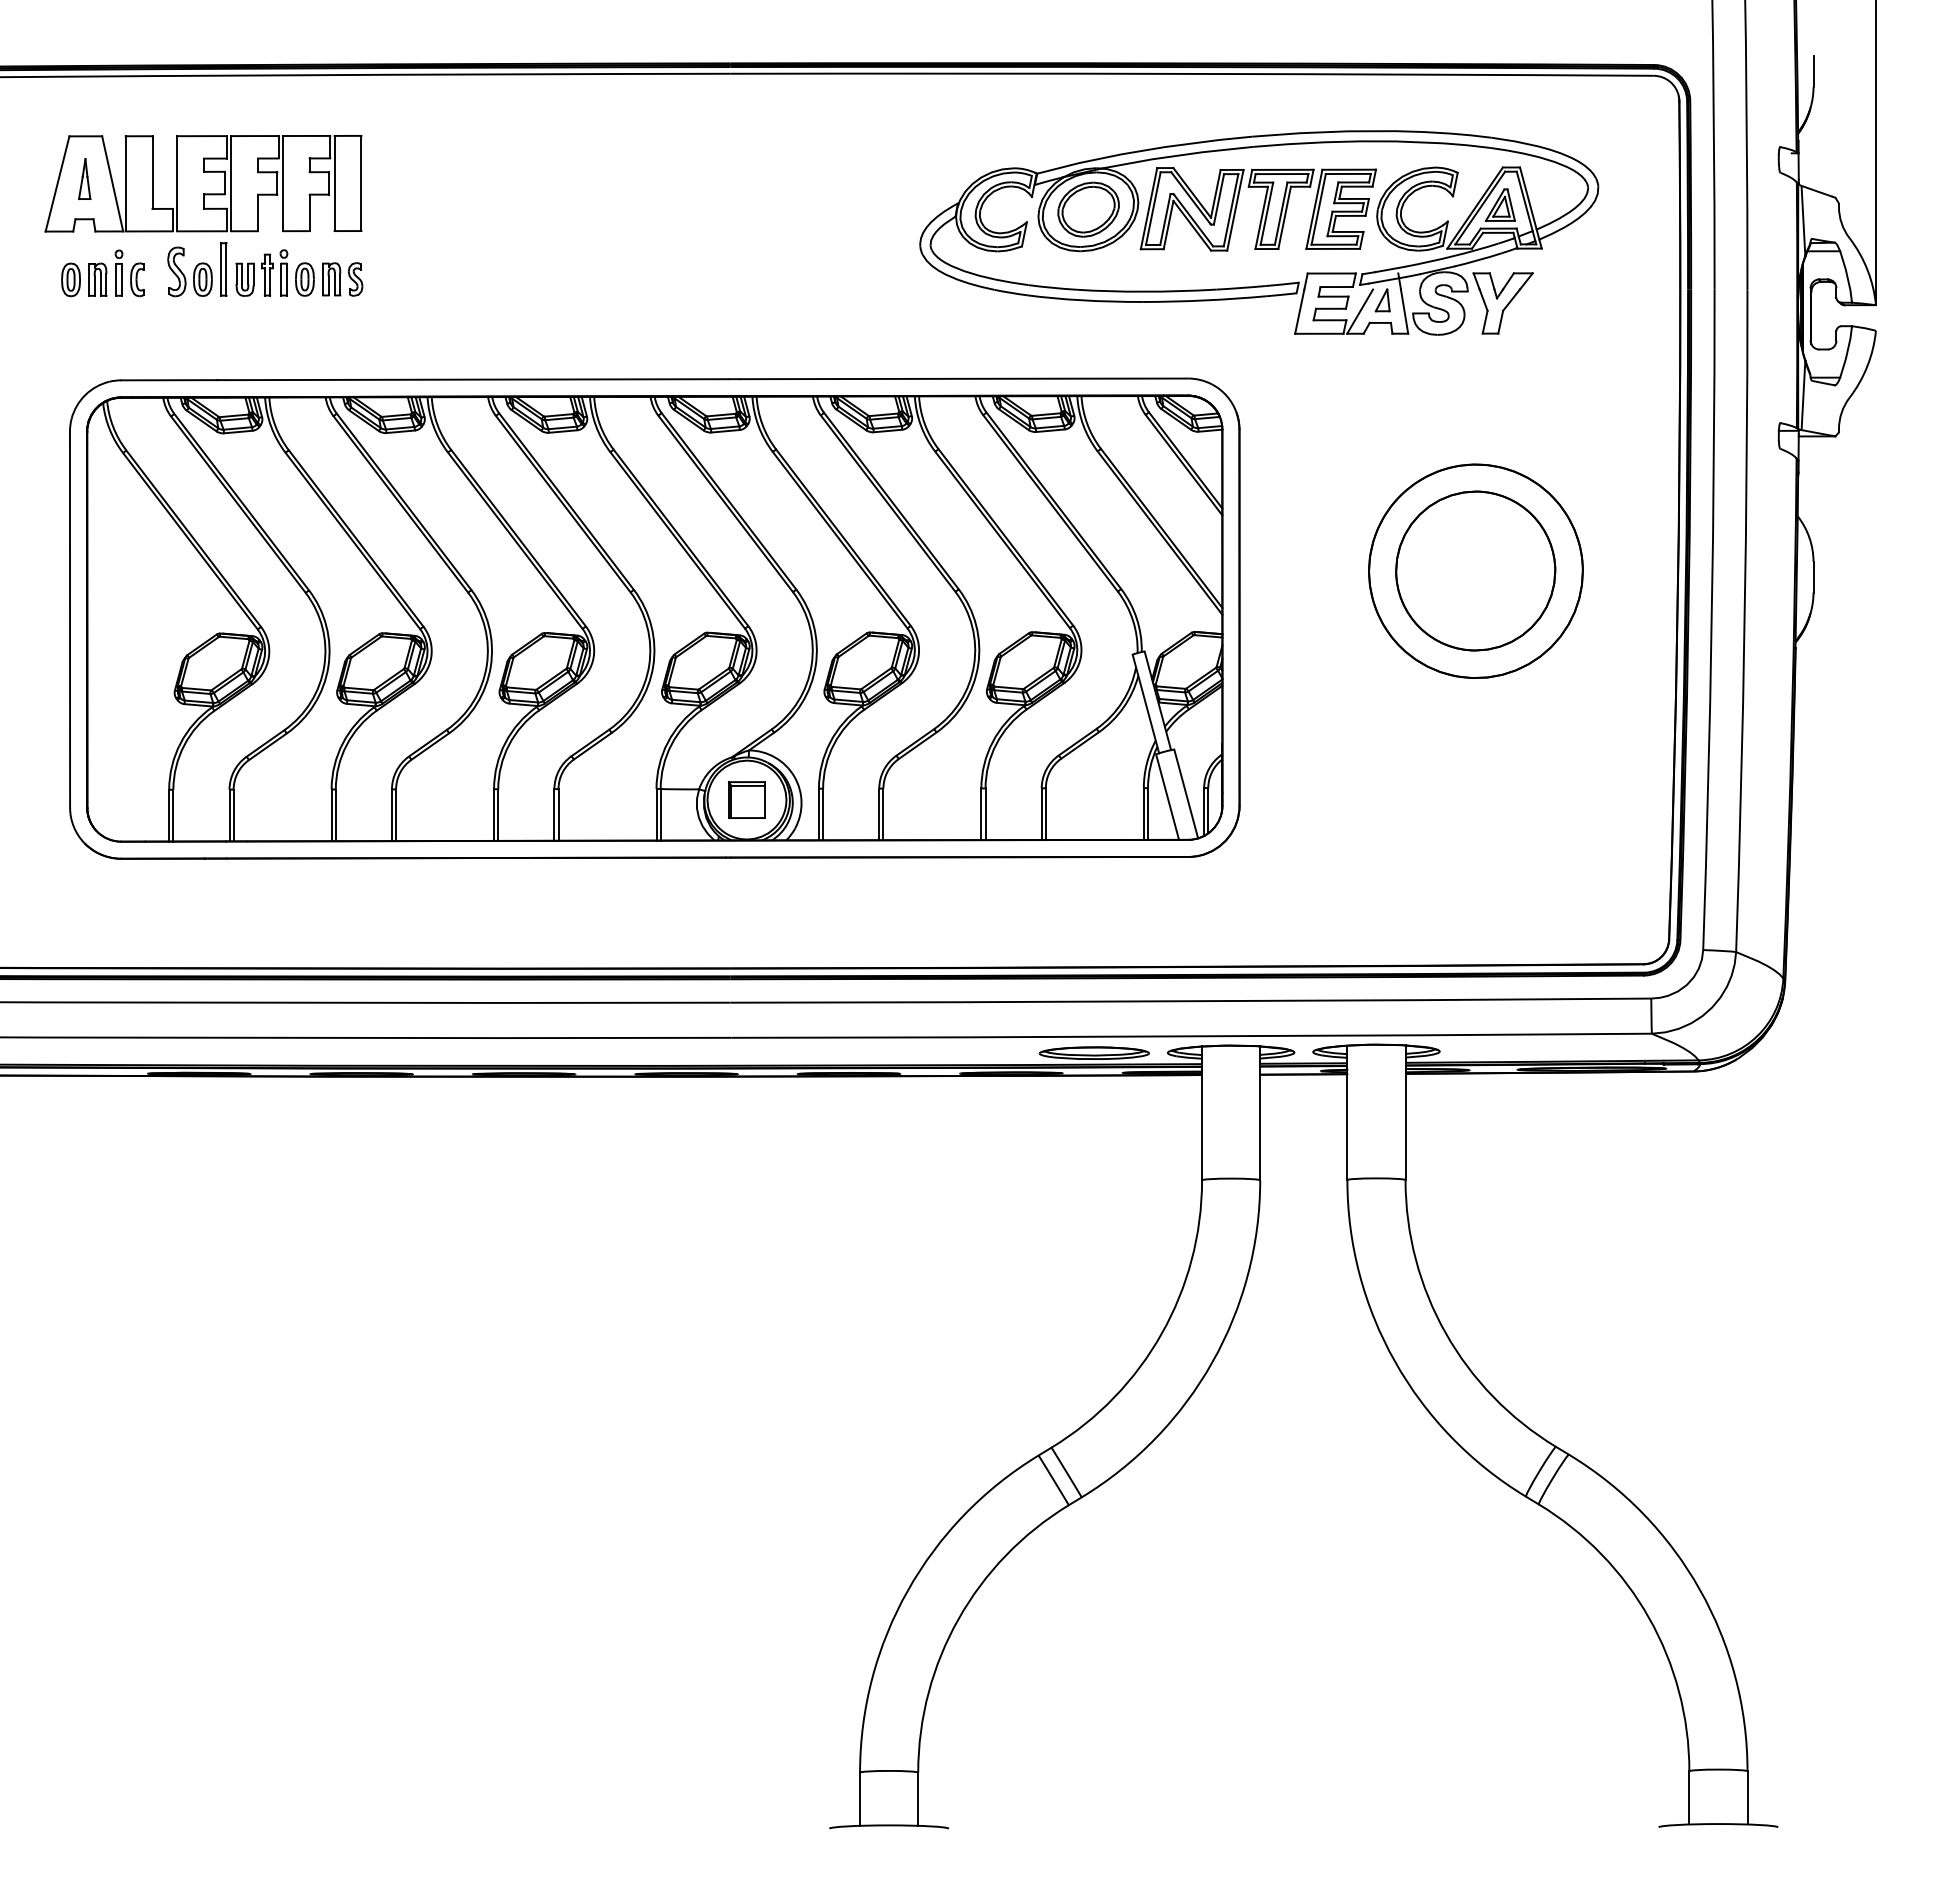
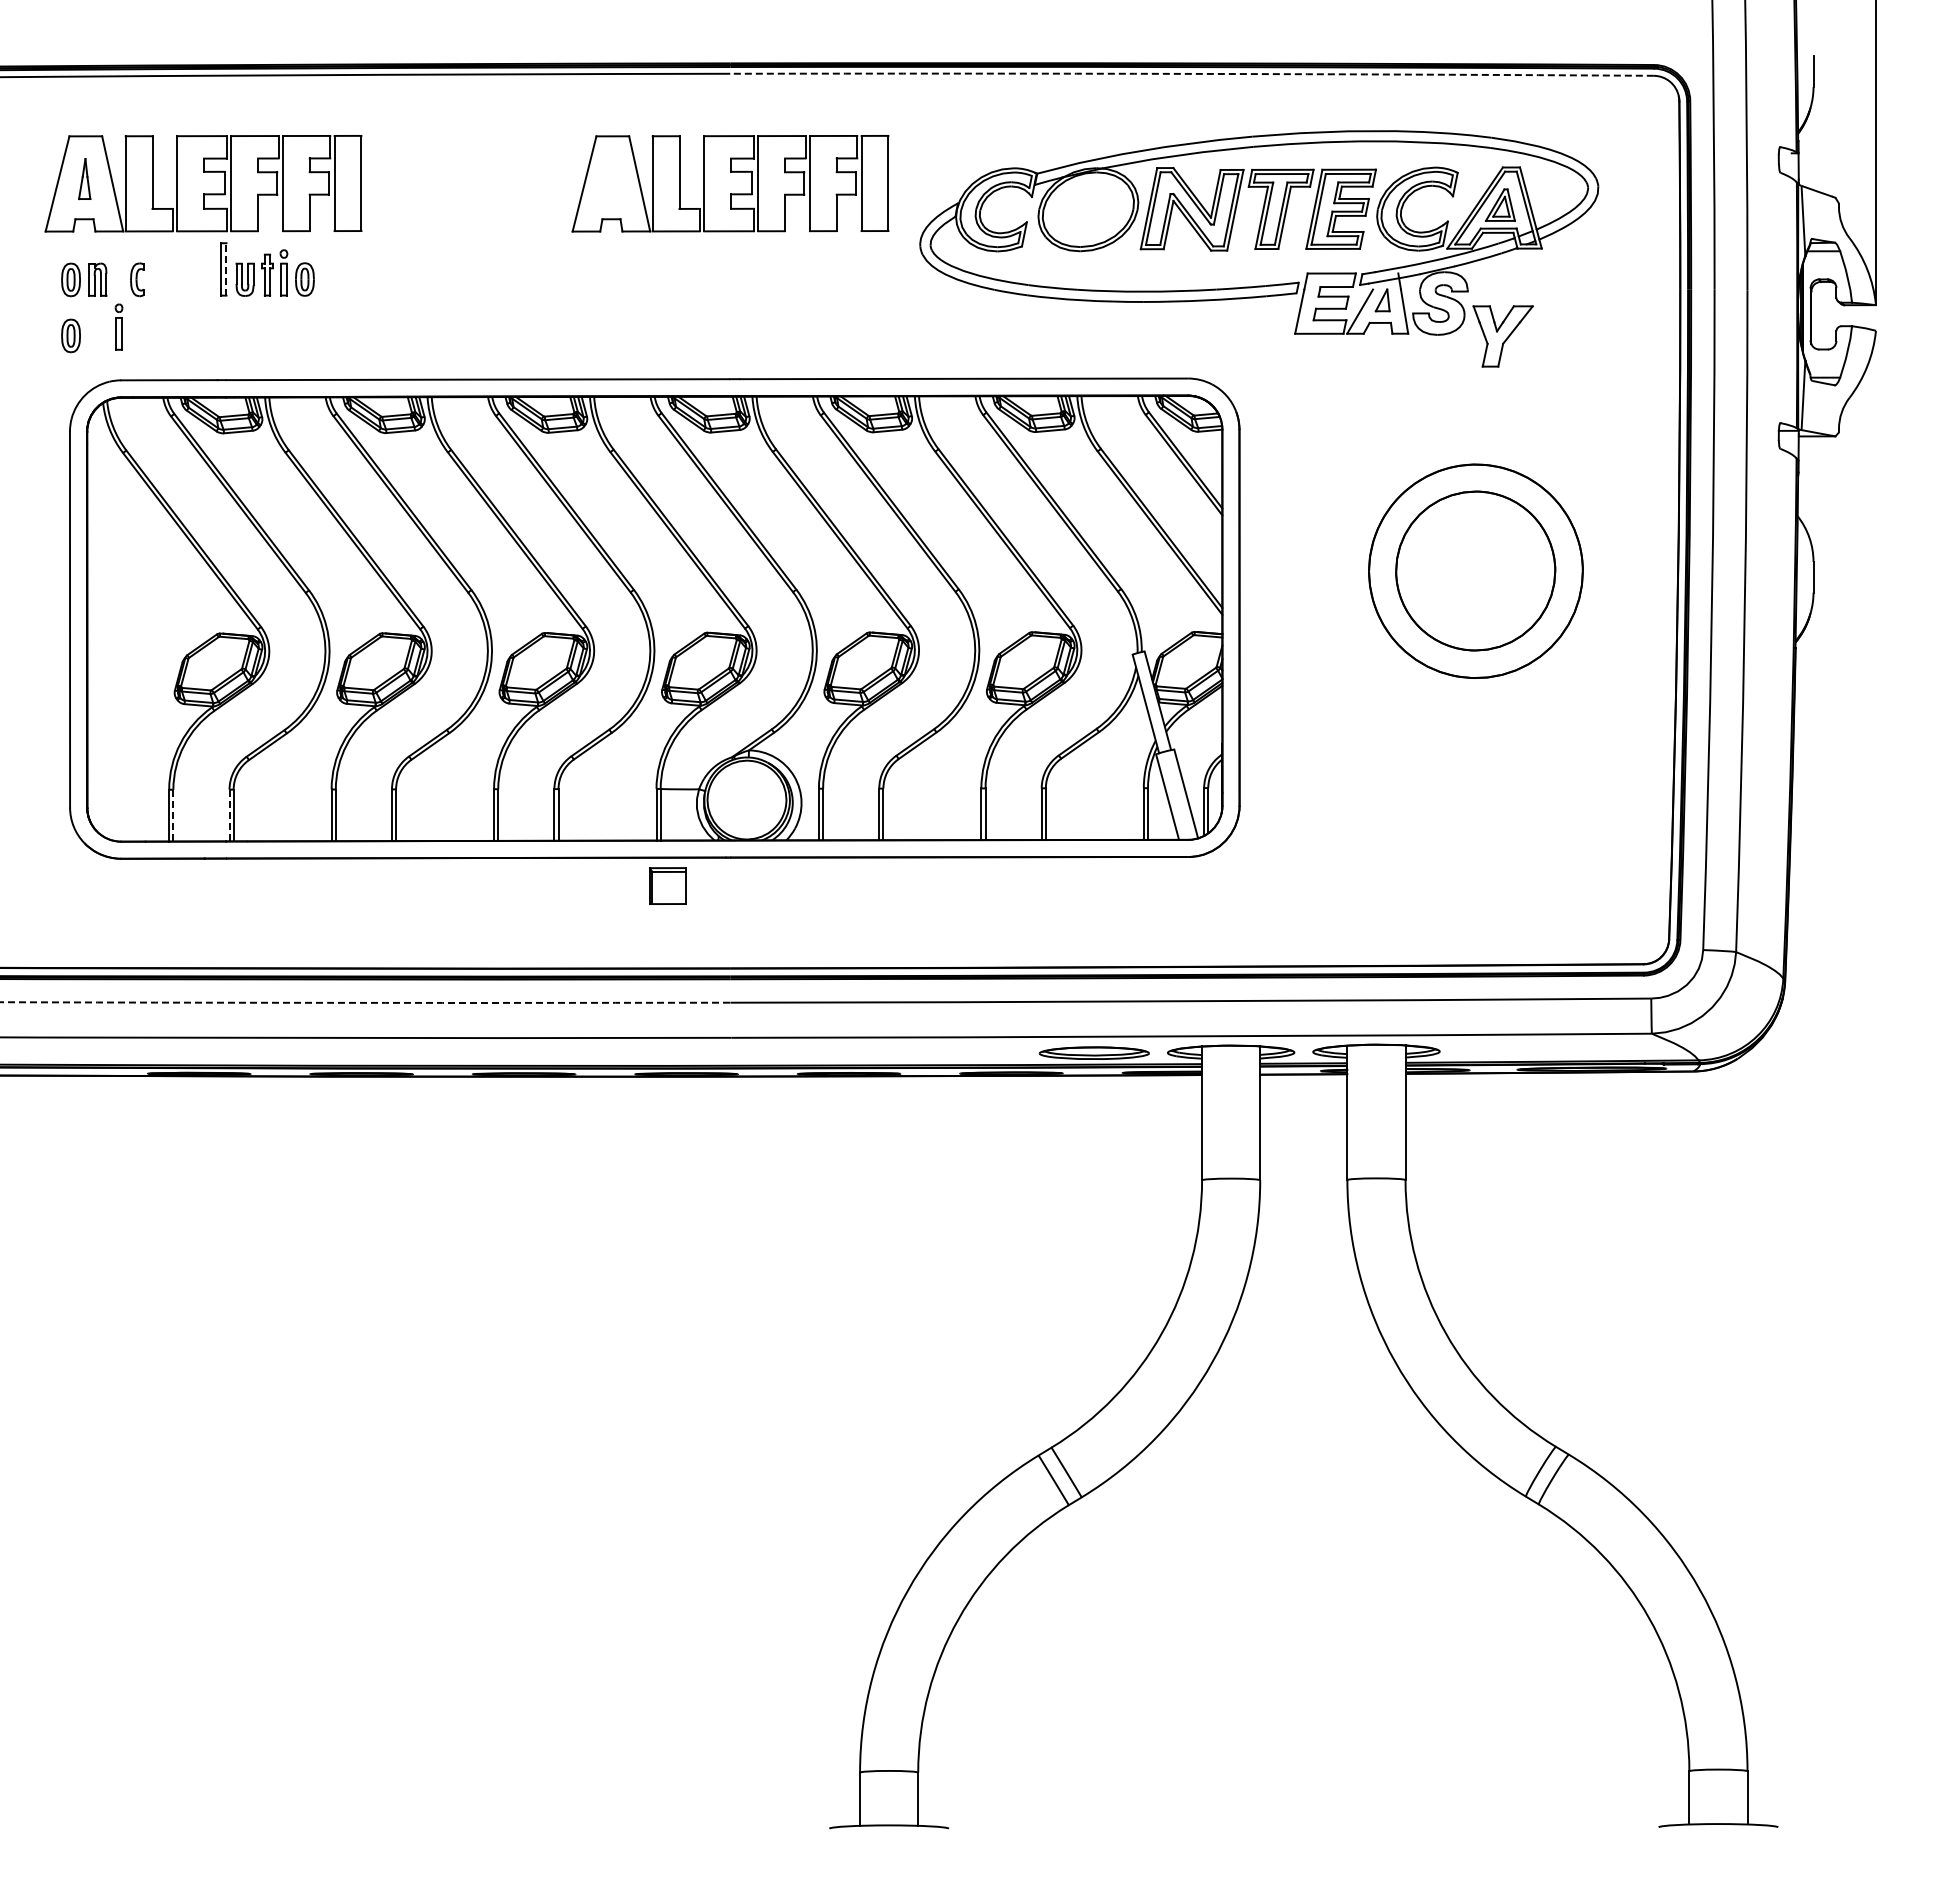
arc: solid -> dashed (1192, 73)
part: none -> present (730, 183)
part: present -> none (1088, 209)
line: solid -> dashed (226, 268)
part: present -> none (189, 271)
part position: (118, 272) -> (118, 326) (118, 326)
part: present -> none (342, 279)
part position: (1502, 303) -> (1502, 336) (1502, 336)
part: none -> present (70, 335)
part position: (746, 799) -> (667, 885) (667, 885)
line: solid -> dashed (173, 815)
line: solid -> dashed (229, 815)
arc: solid -> dashed (364, 1002)
